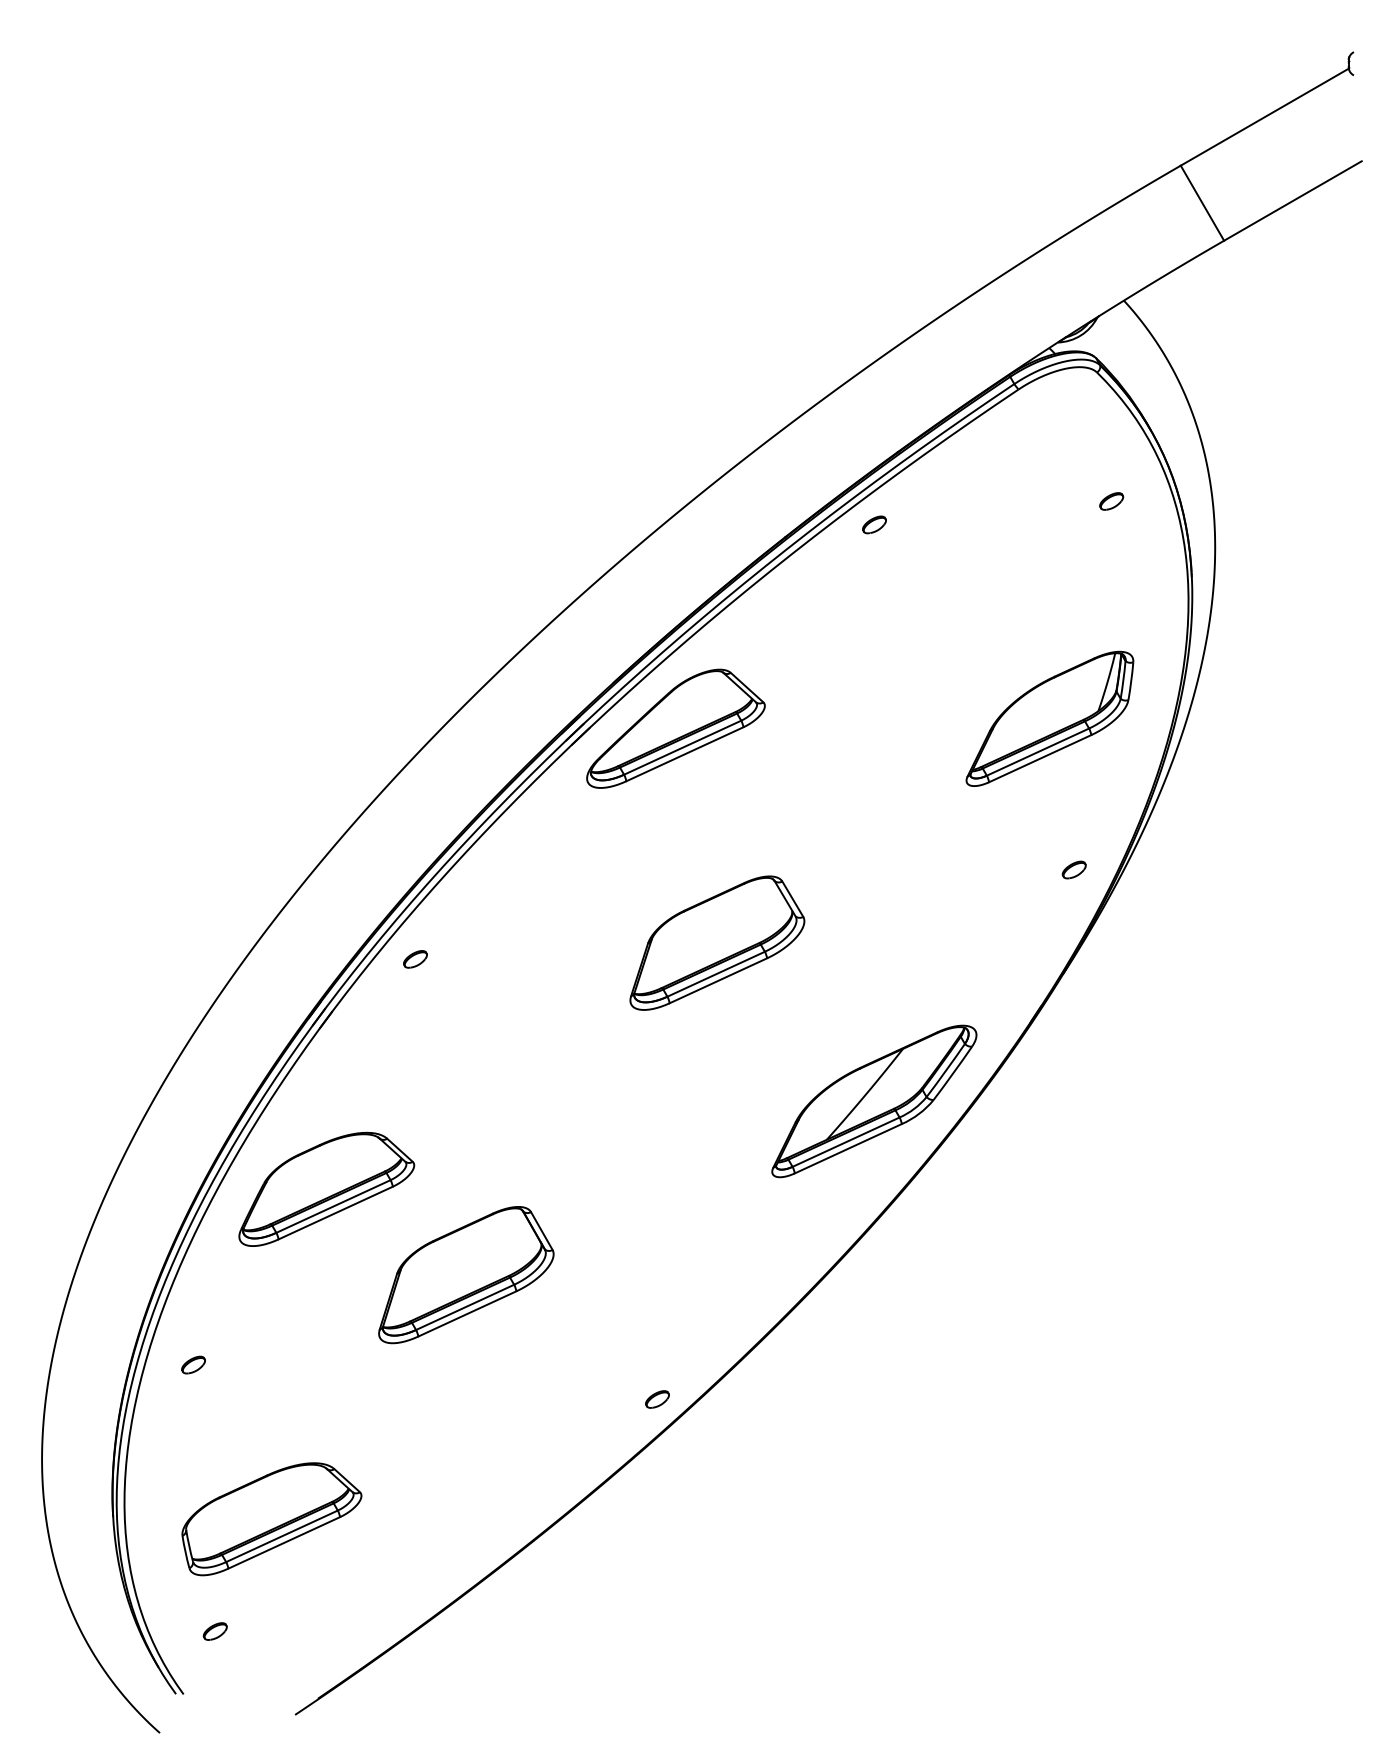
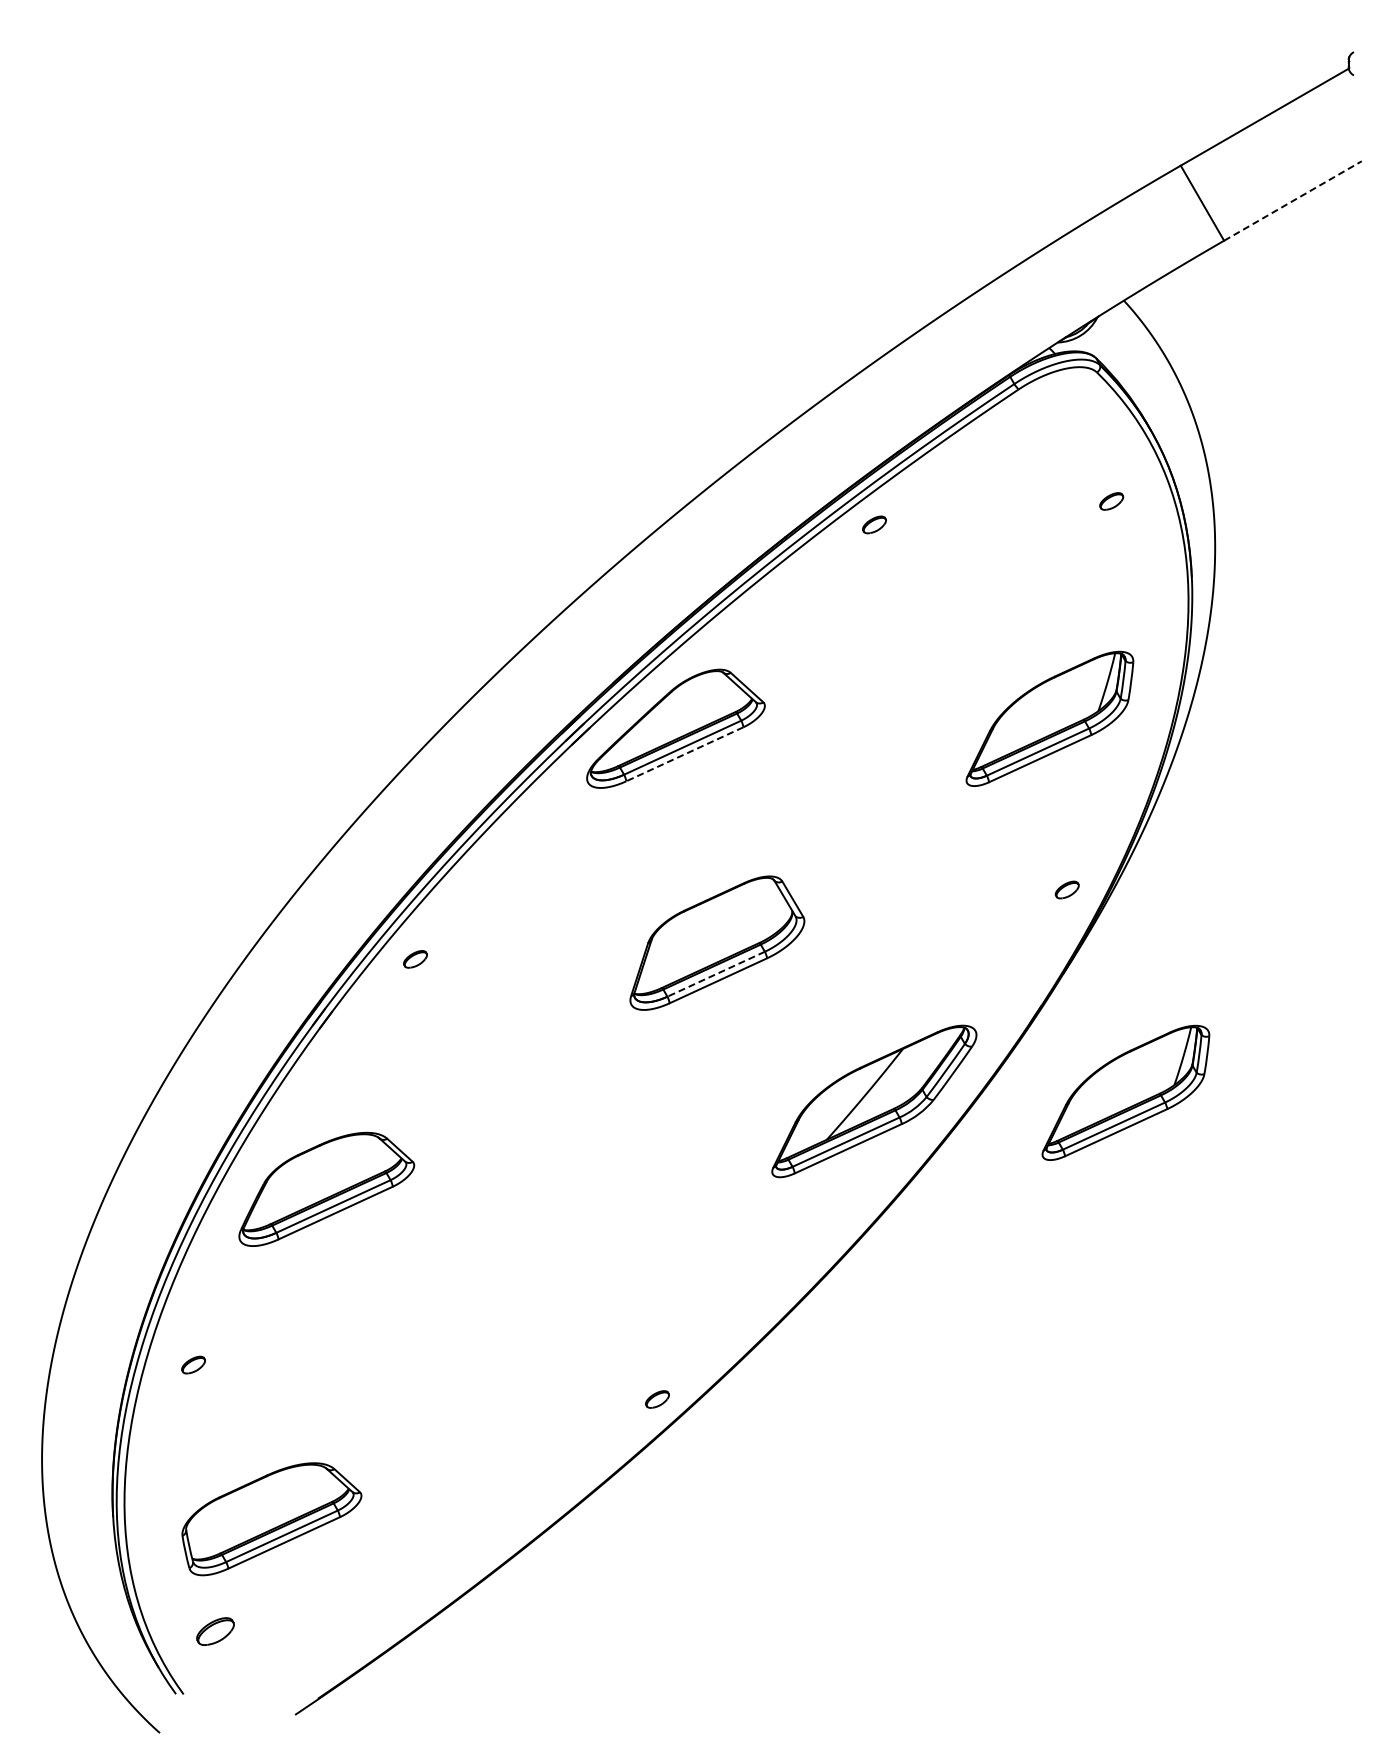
line: solid -> dashed (1293, 200)
line: solid -> dashed (684, 754)
part position: (1073, 869) -> (1066, 889) (1066, 889)
line: solid -> dashed (716, 974)
part: none -> present (1125, 1092)
part: present -> none (466, 1275)
part size: 26x19 px -> 39x29 px (215, 1631)
